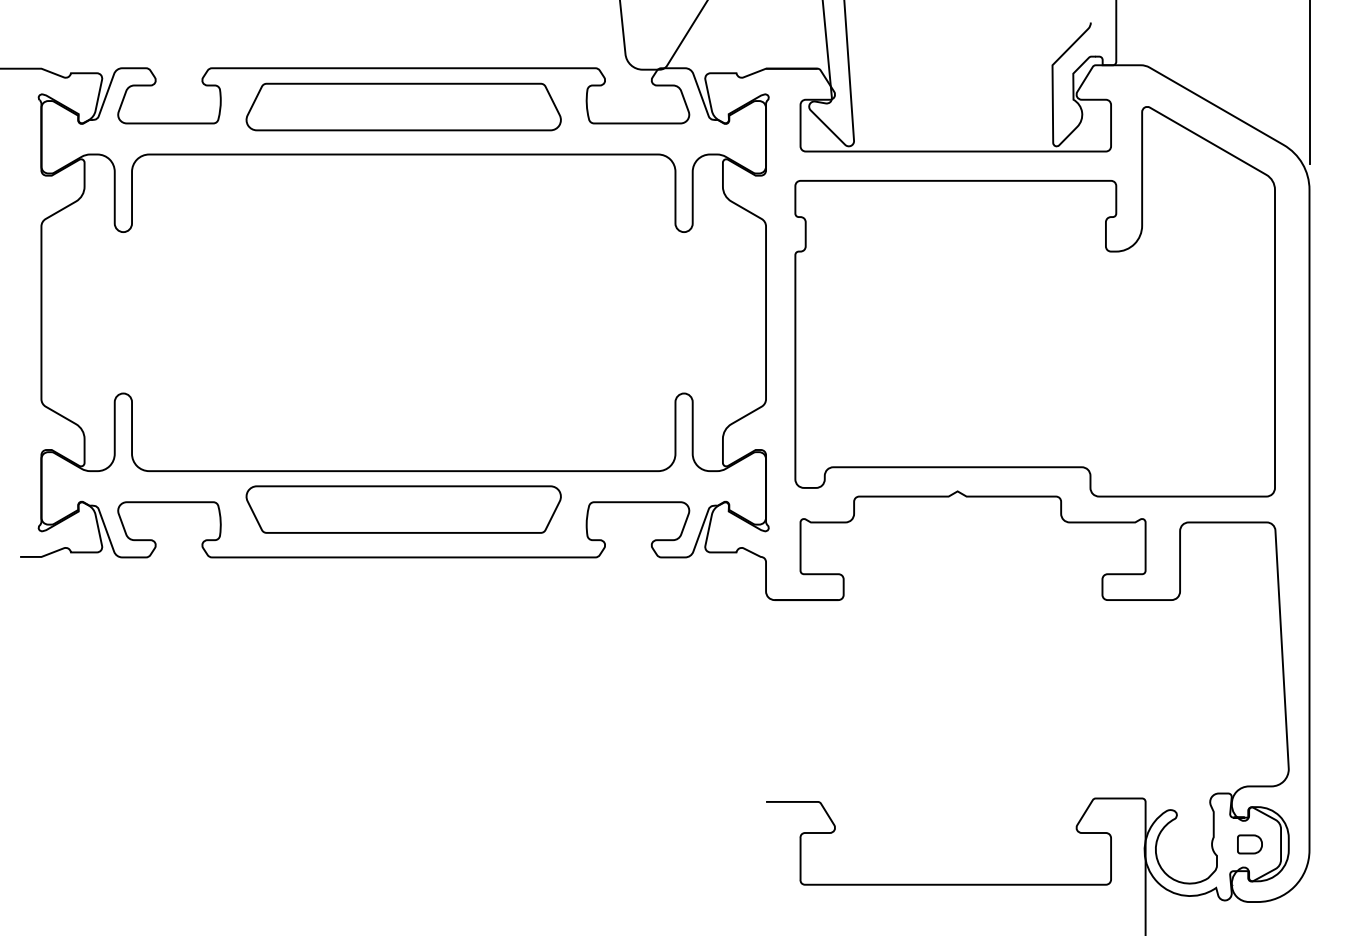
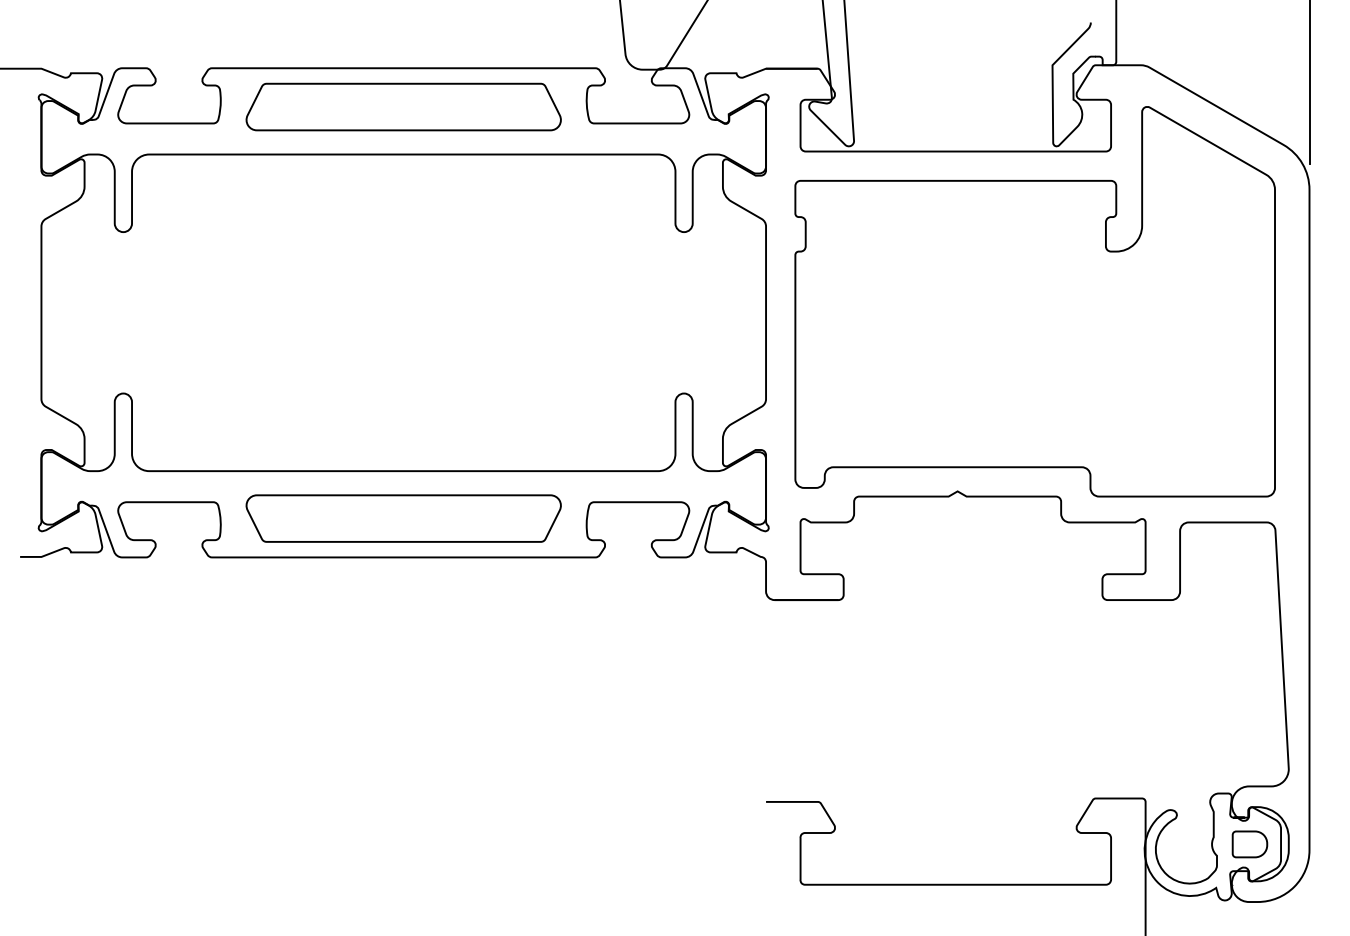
part position: (403, 509) -> (403, 518) (403, 518)
part size: 26x21 px -> 38x29 px (1249, 844)
